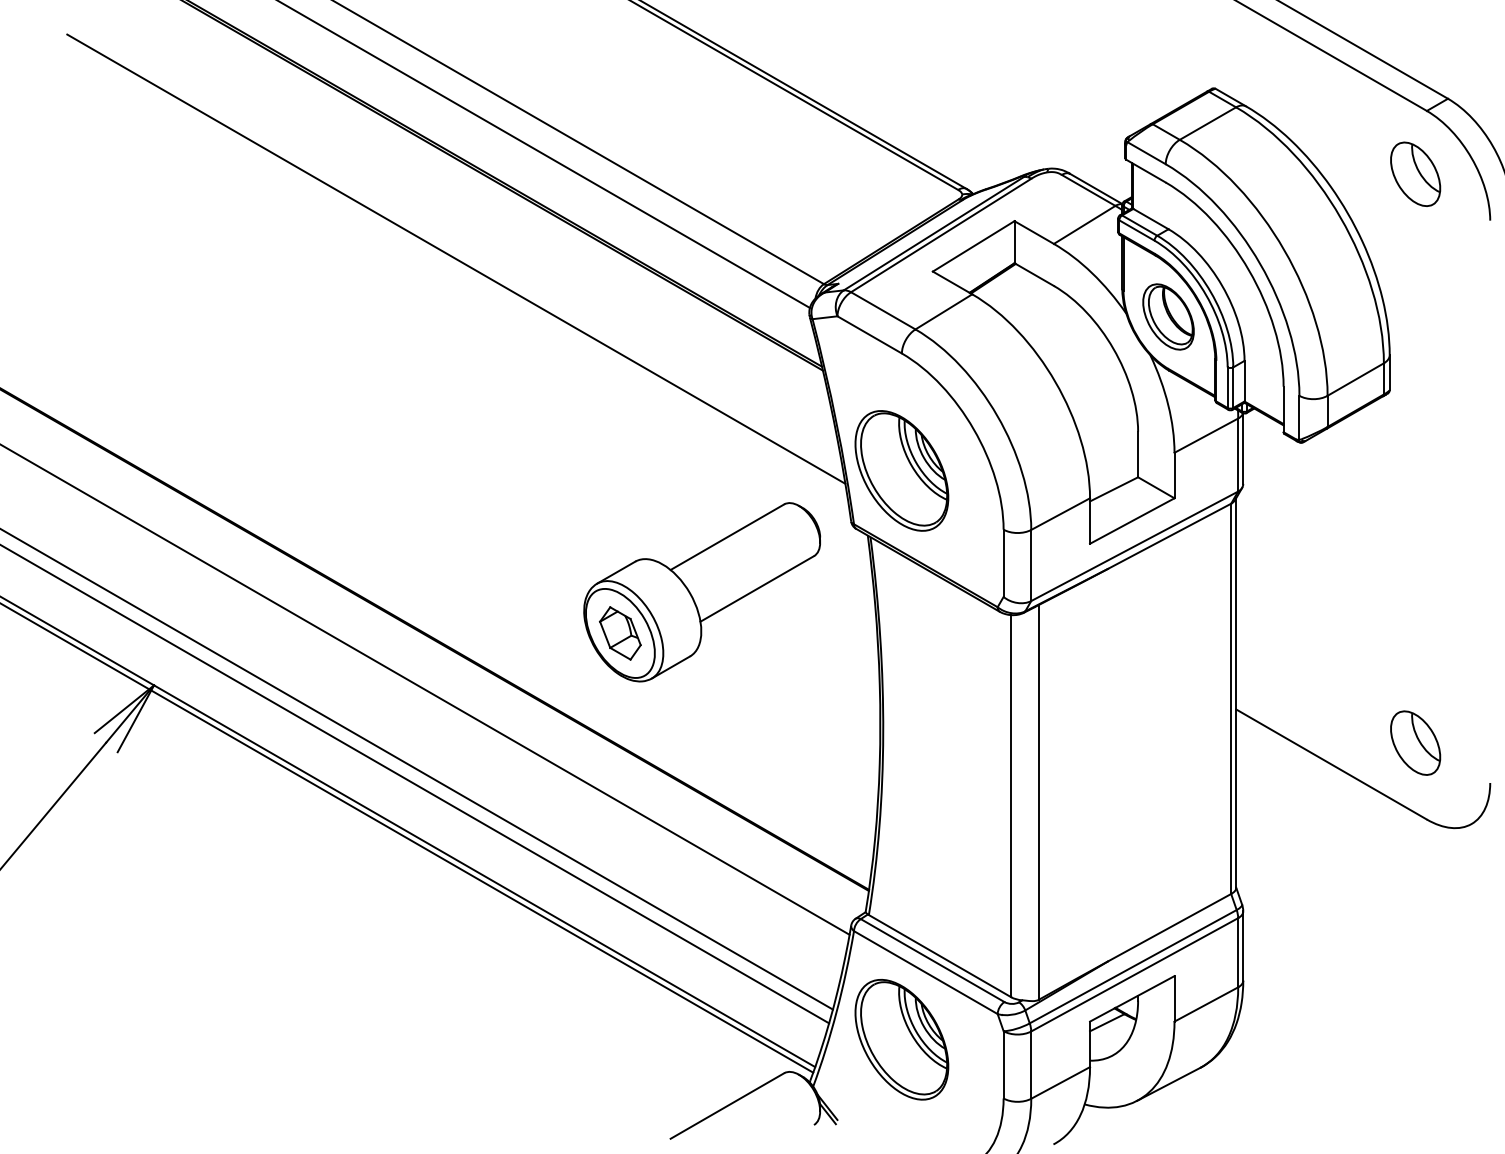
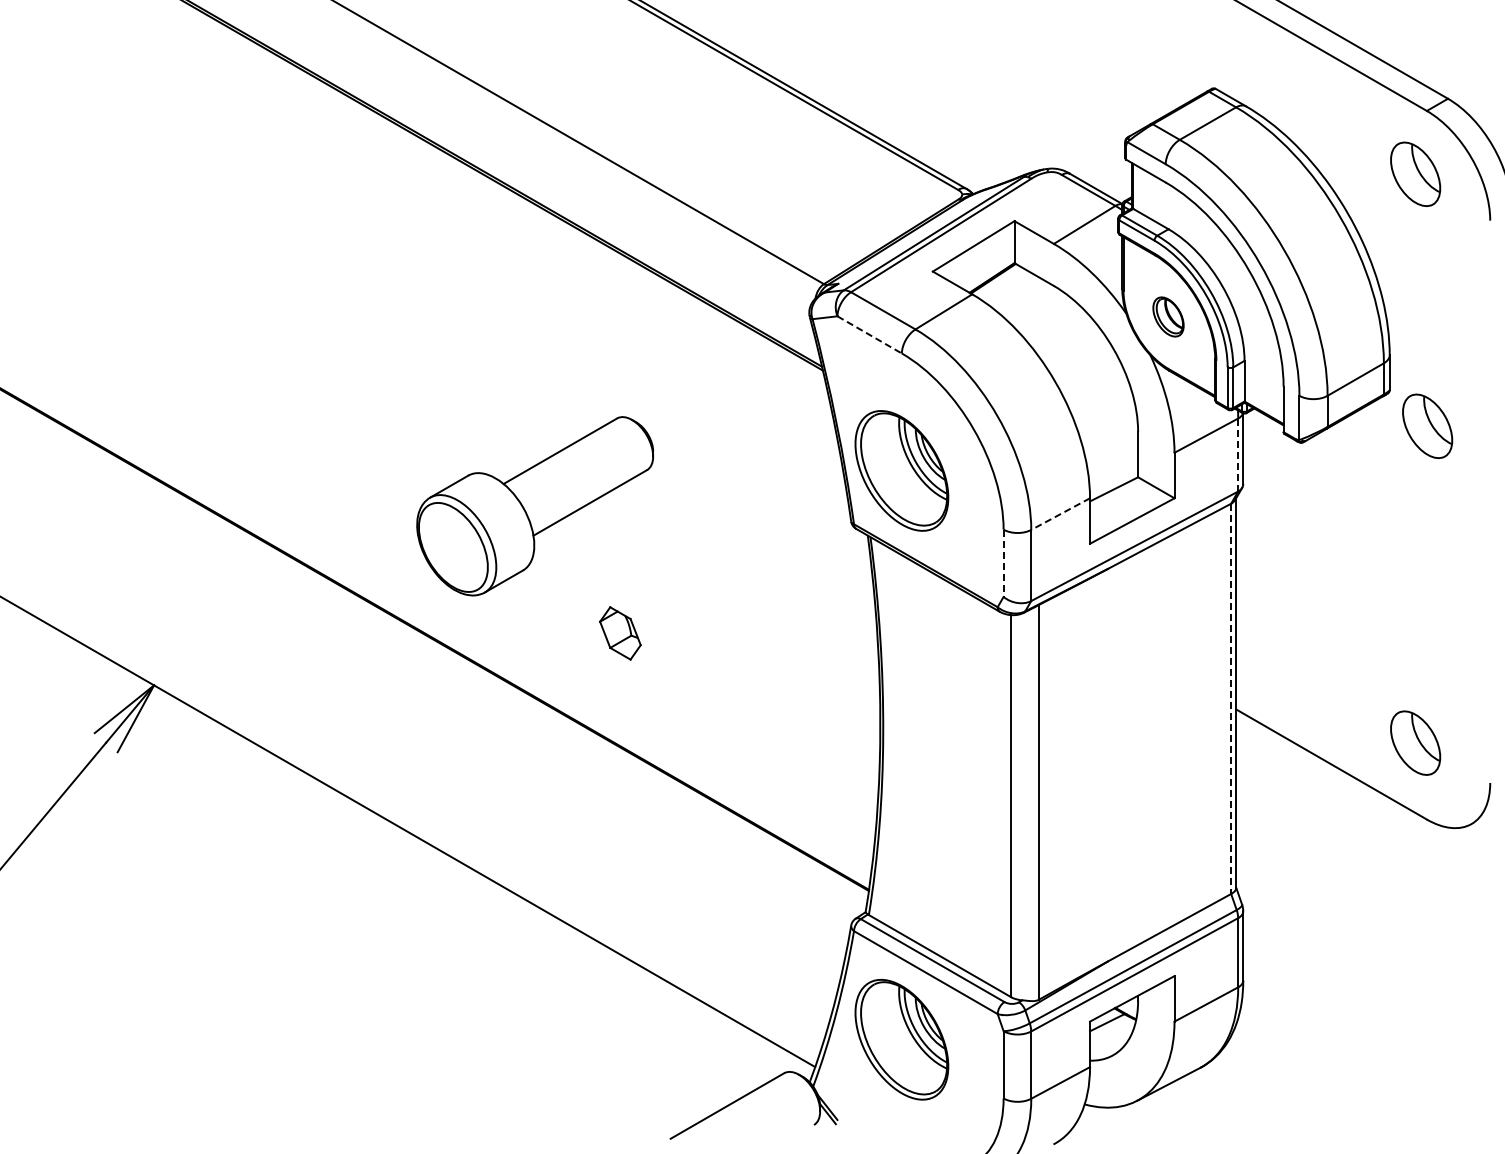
line: present -> none (544, 154)
line: present -> none (456, 258)
part size: 53x68 px -> 33x42 px (1168, 316)
line: solid -> dashed (870, 335)
part: none -> present (1427, 425)
line: solid -> dashed (1238, 455)
line: solid -> dashed (1060, 514)
line: solid -> dashed (1003, 563)
part position: (702, 592) -> (535, 506) (535, 506)
line: present -> none (425, 689)
line: solid -> dashed (1231, 699)
line: present -> none (417, 769)
line: present -> none (415, 784)
line: present -> none (407, 838)
